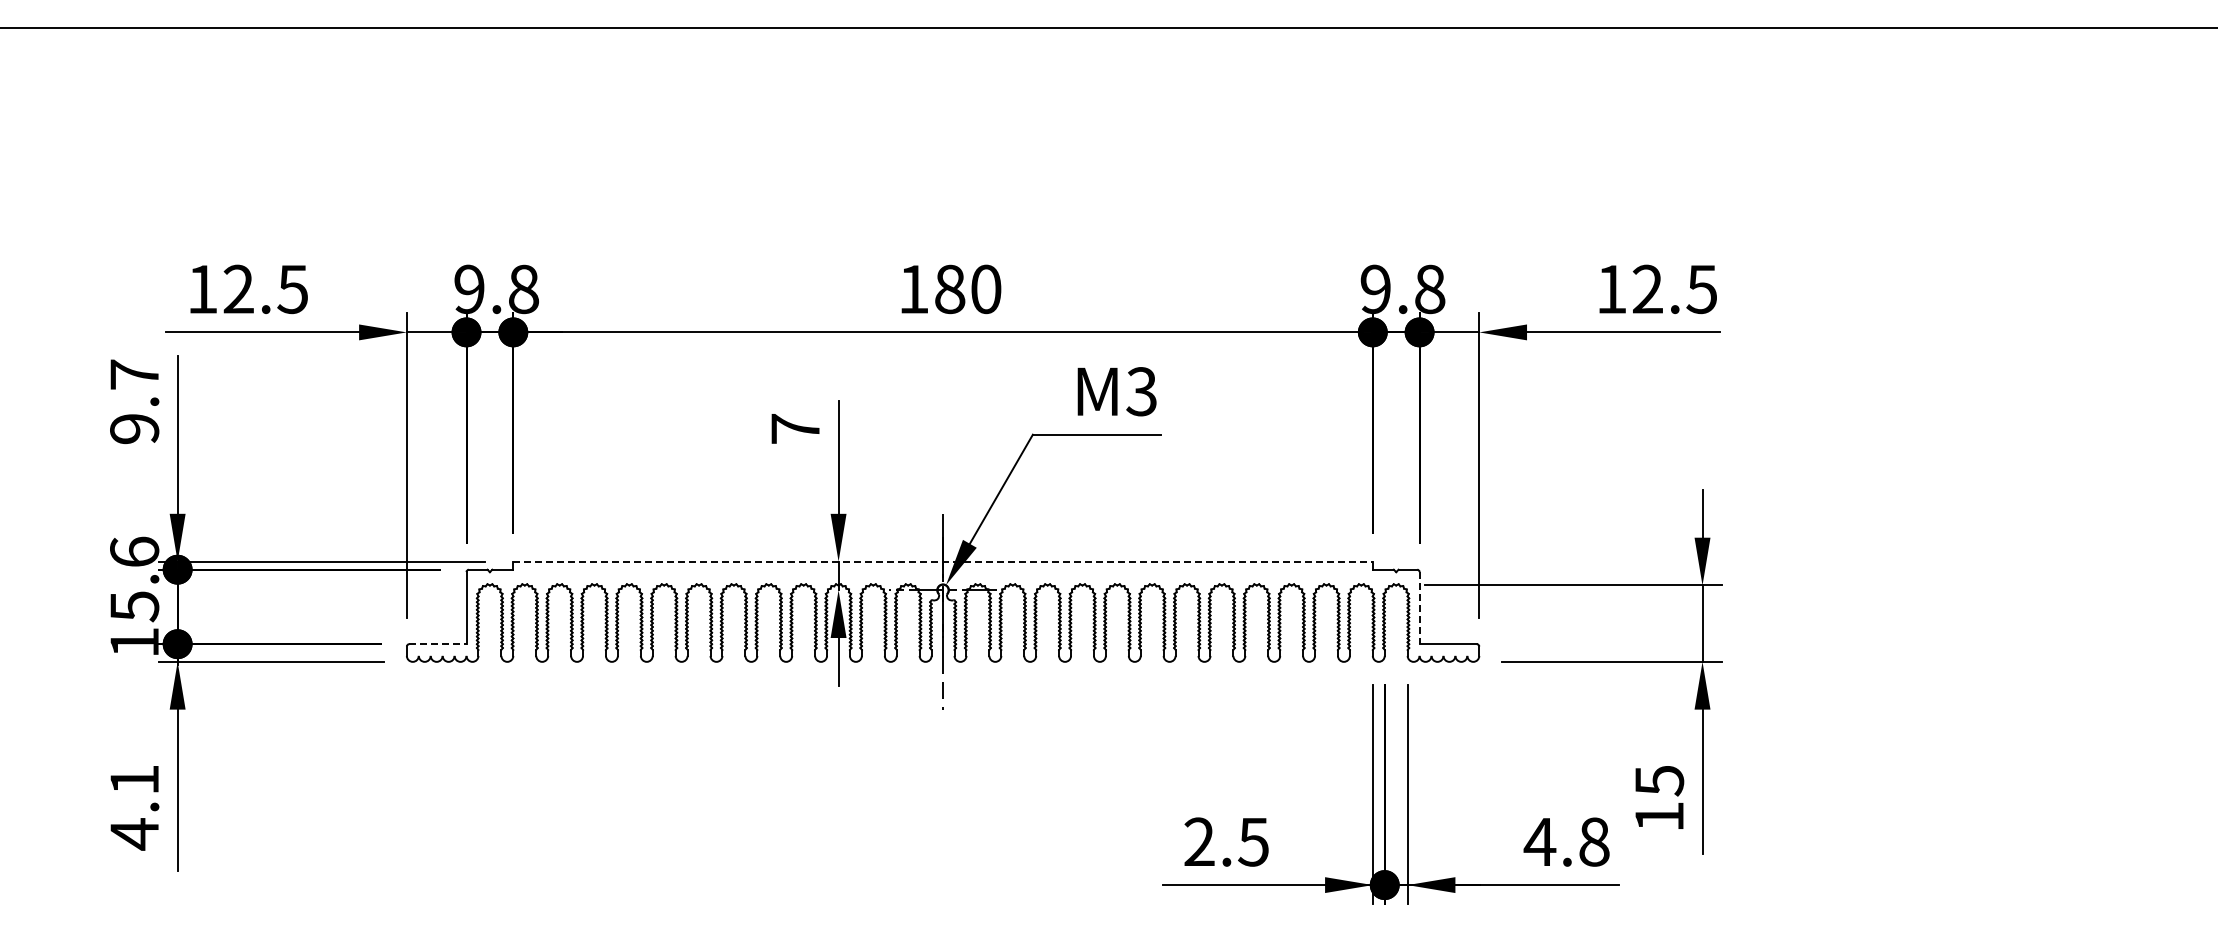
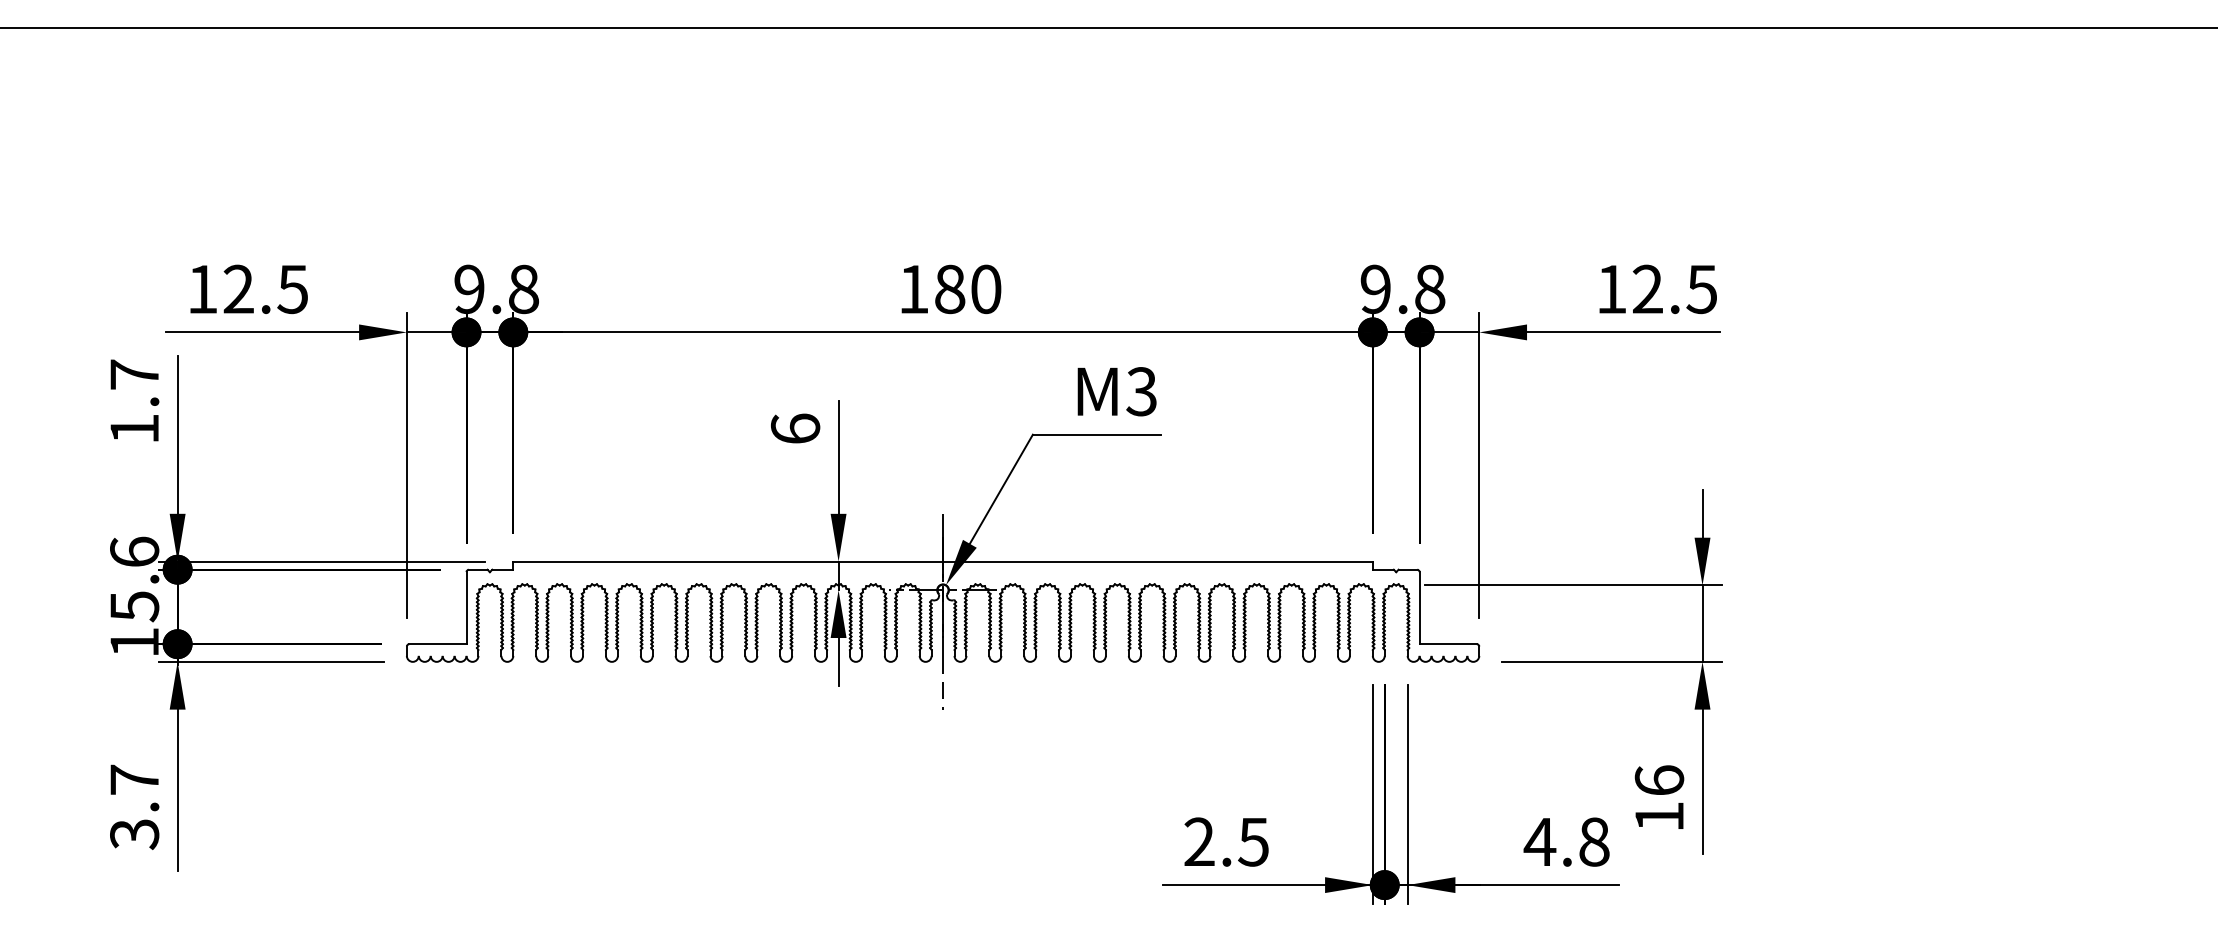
text: 7 -> 6 (795, 428)
text: 9.7 -> 1.7 (134, 429)
line: dashed -> solid (943, 561)
line: dashed -> solid (1419, 608)
line: dashed -> solid (437, 644)
text: 15 -> 16 (1659, 780)
text: 4.1 -> 3.7 (134, 807)
